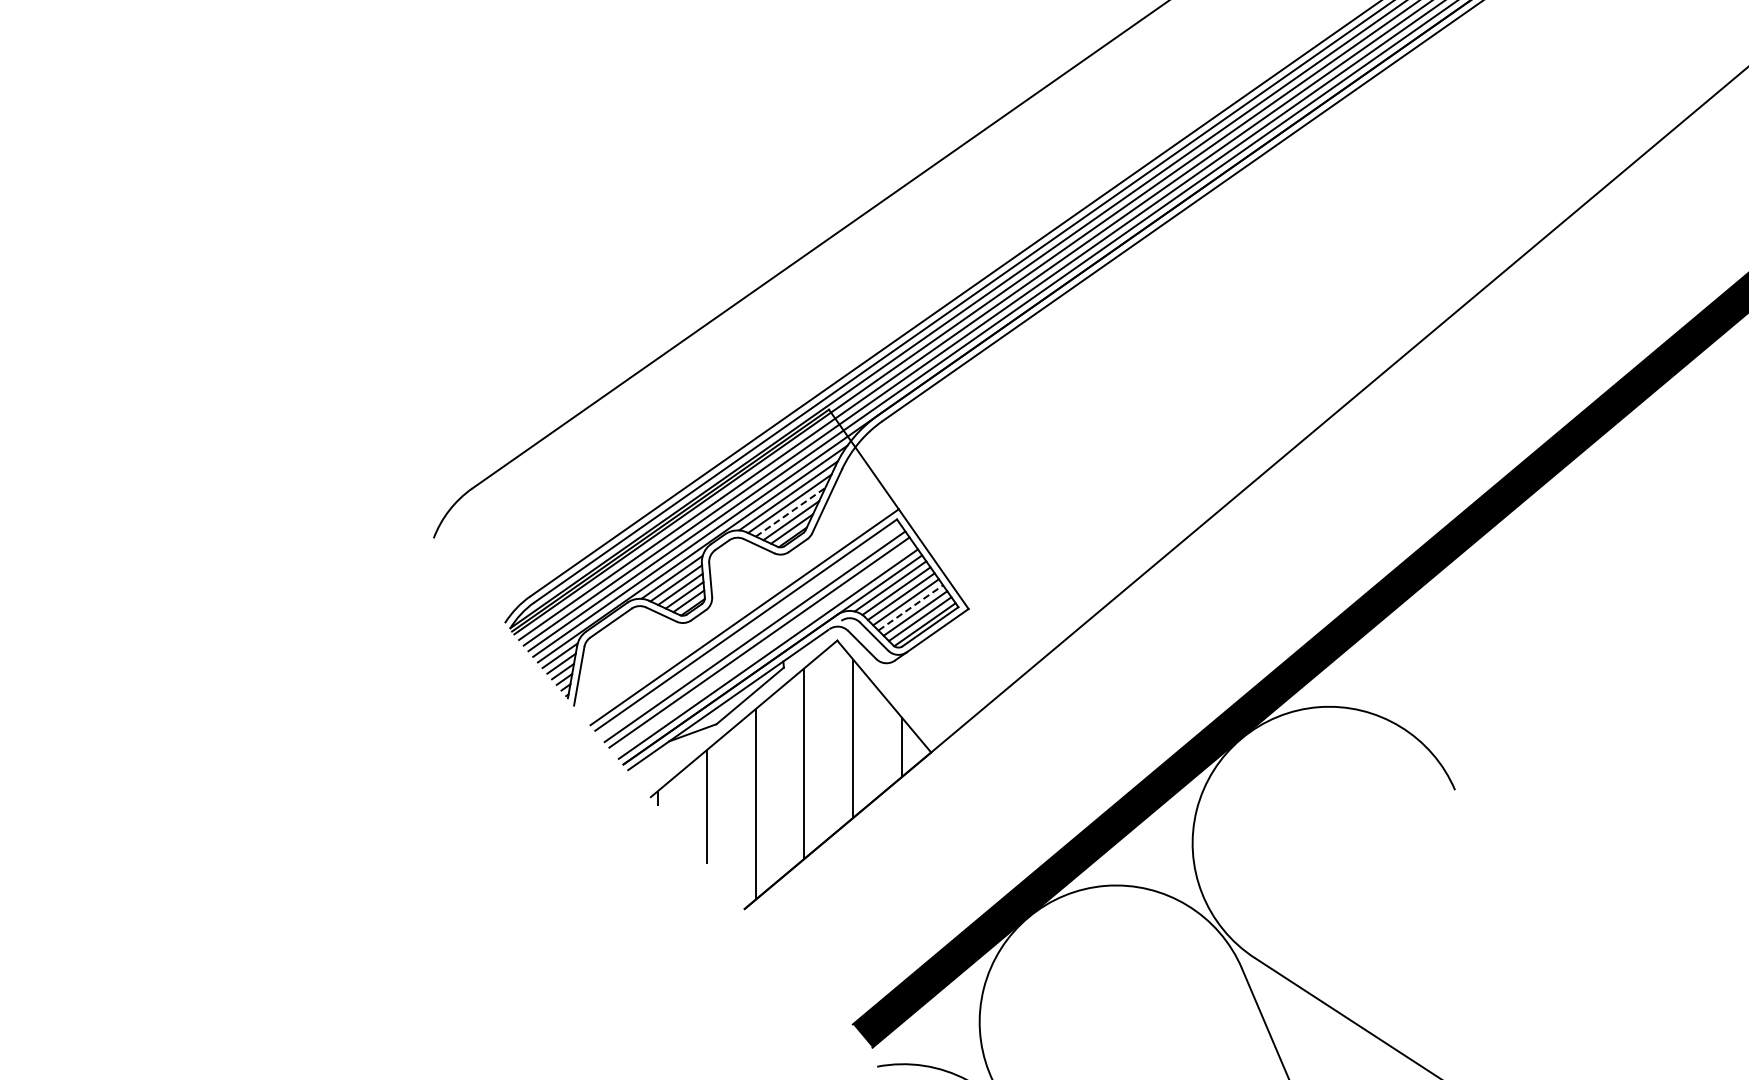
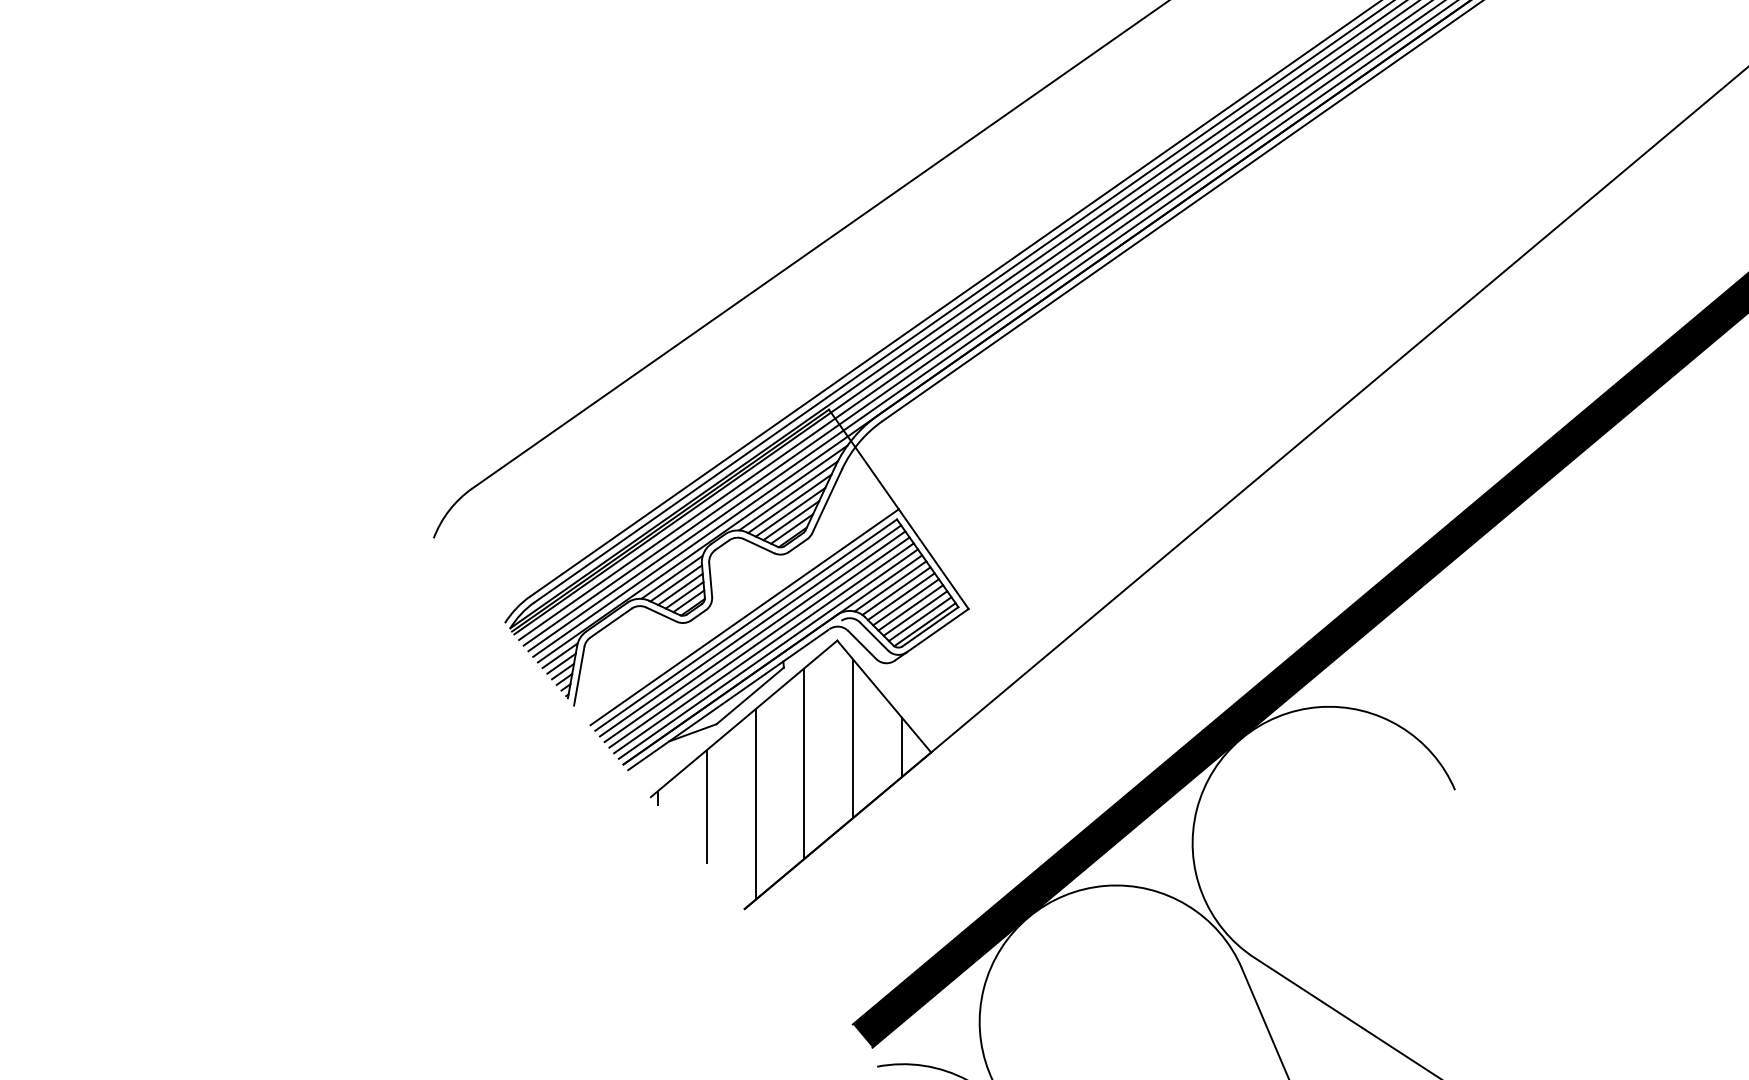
line: dashed -> solid (791, 512)
line: dashed -> solid (911, 607)
line: none -> present (750, 630)
line: none -> present (763, 648)
